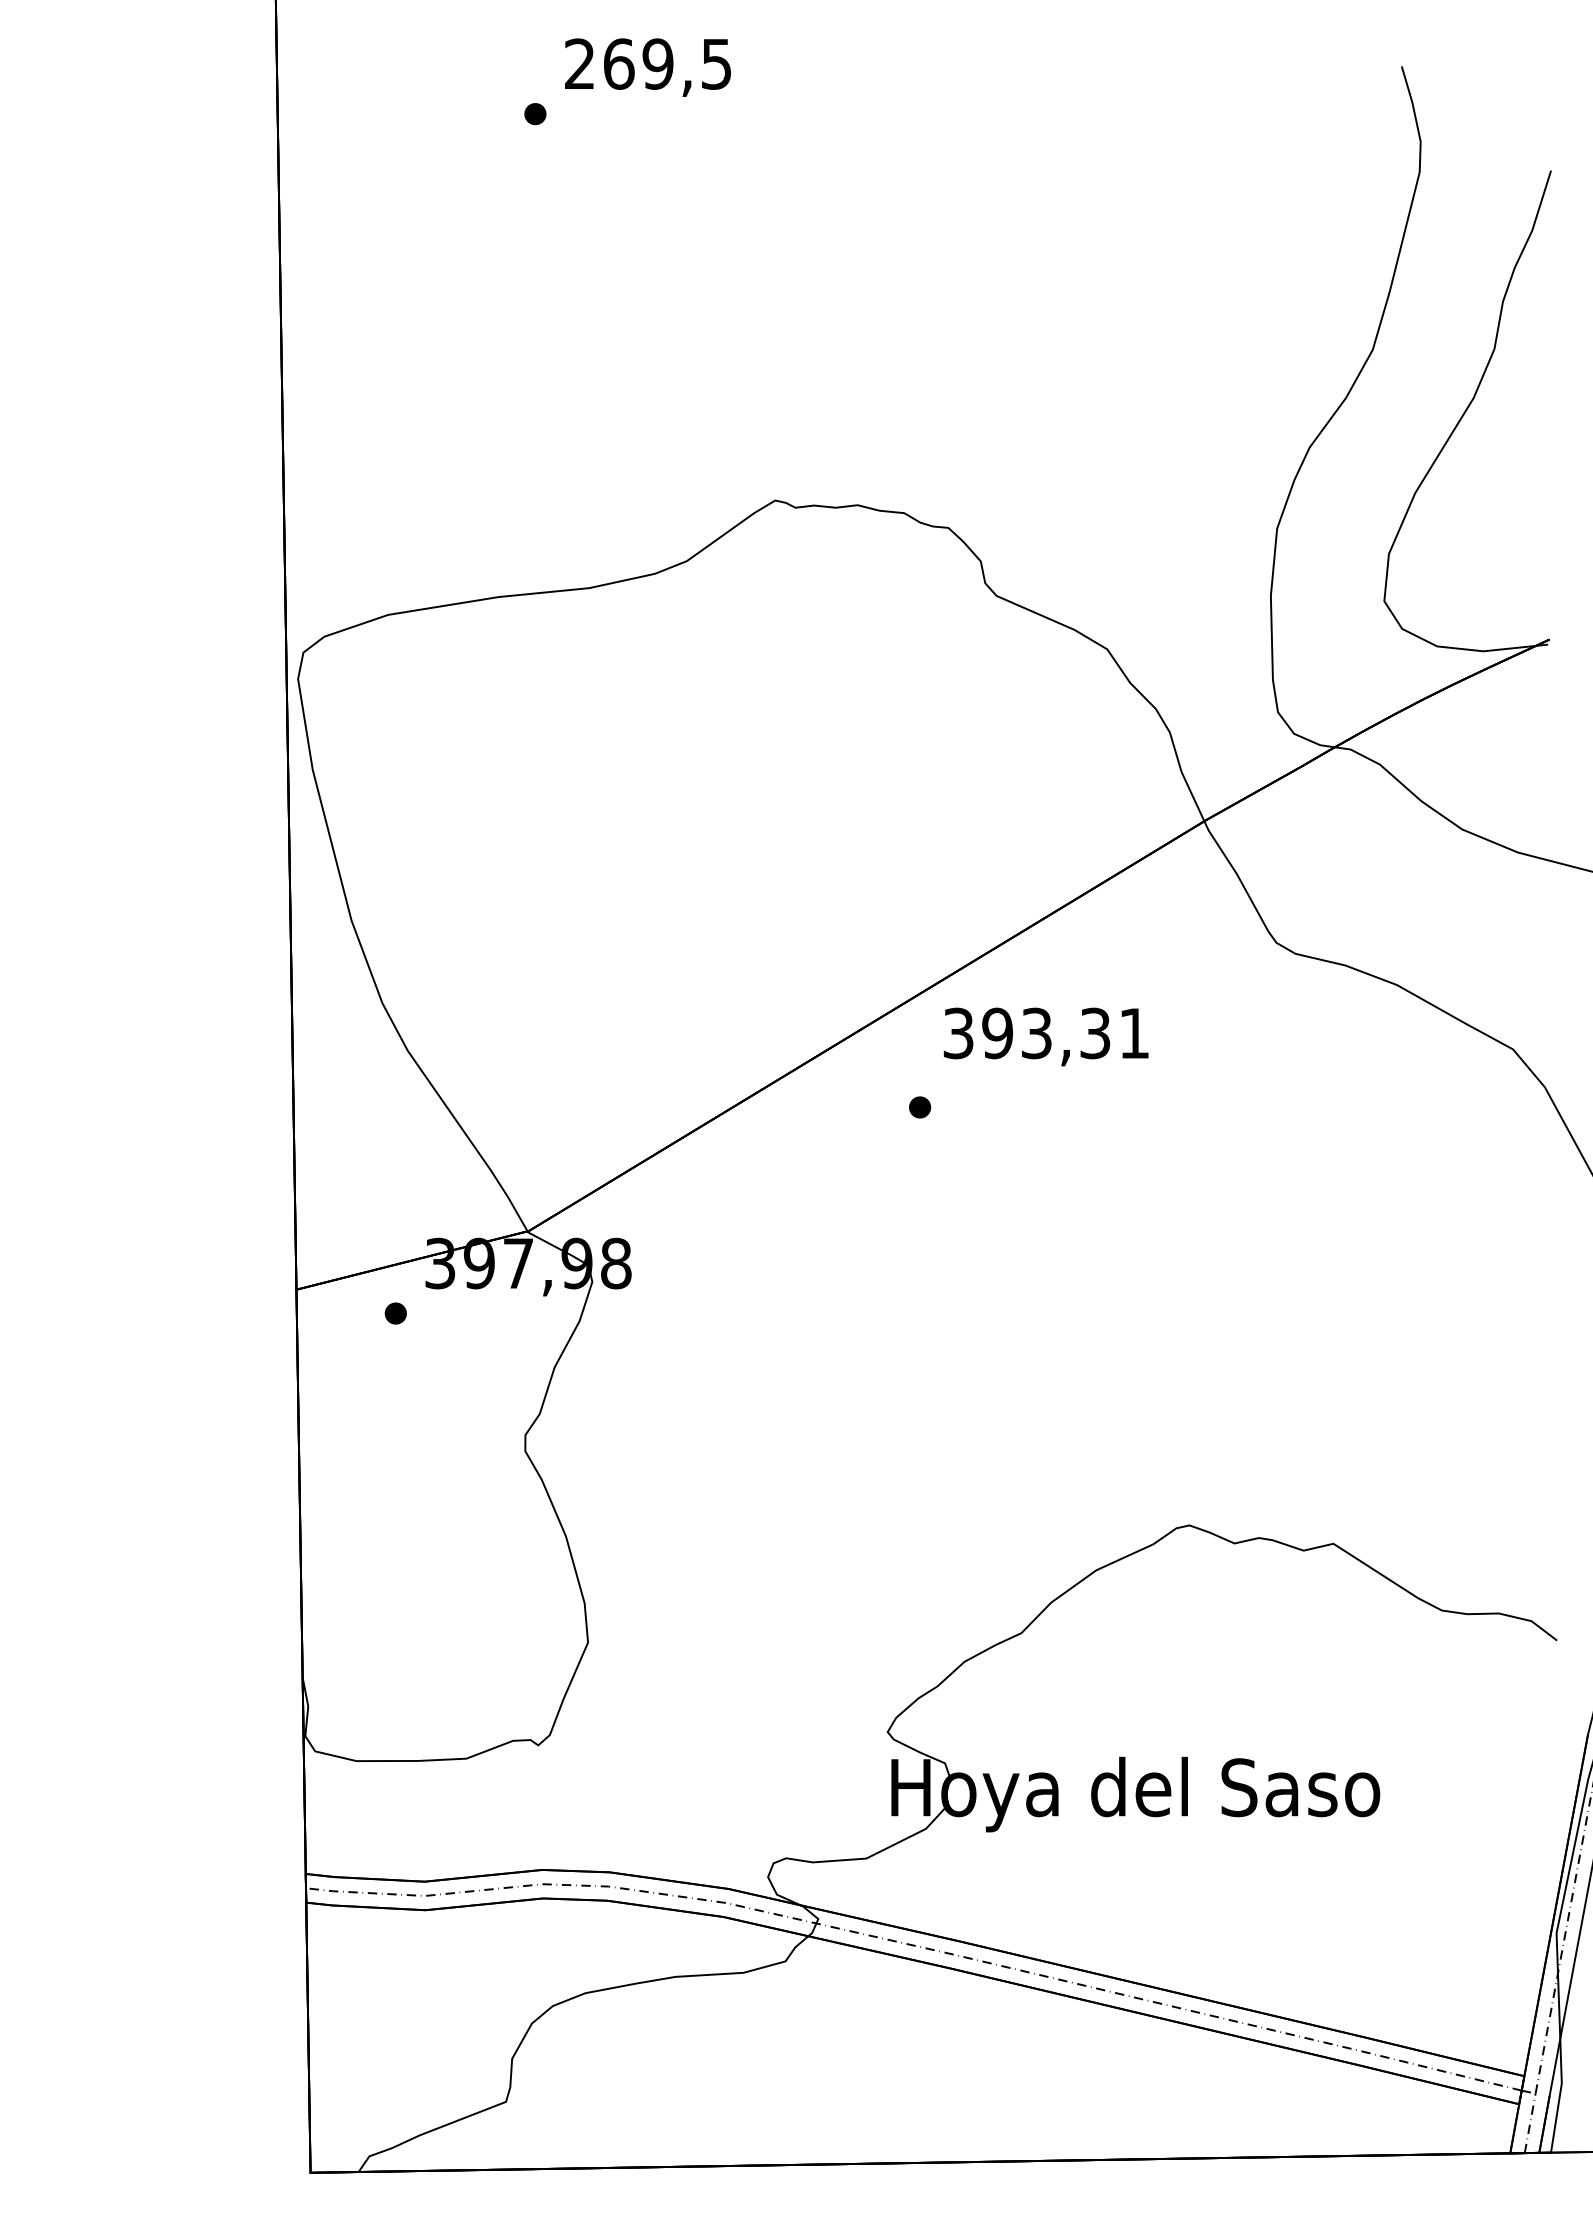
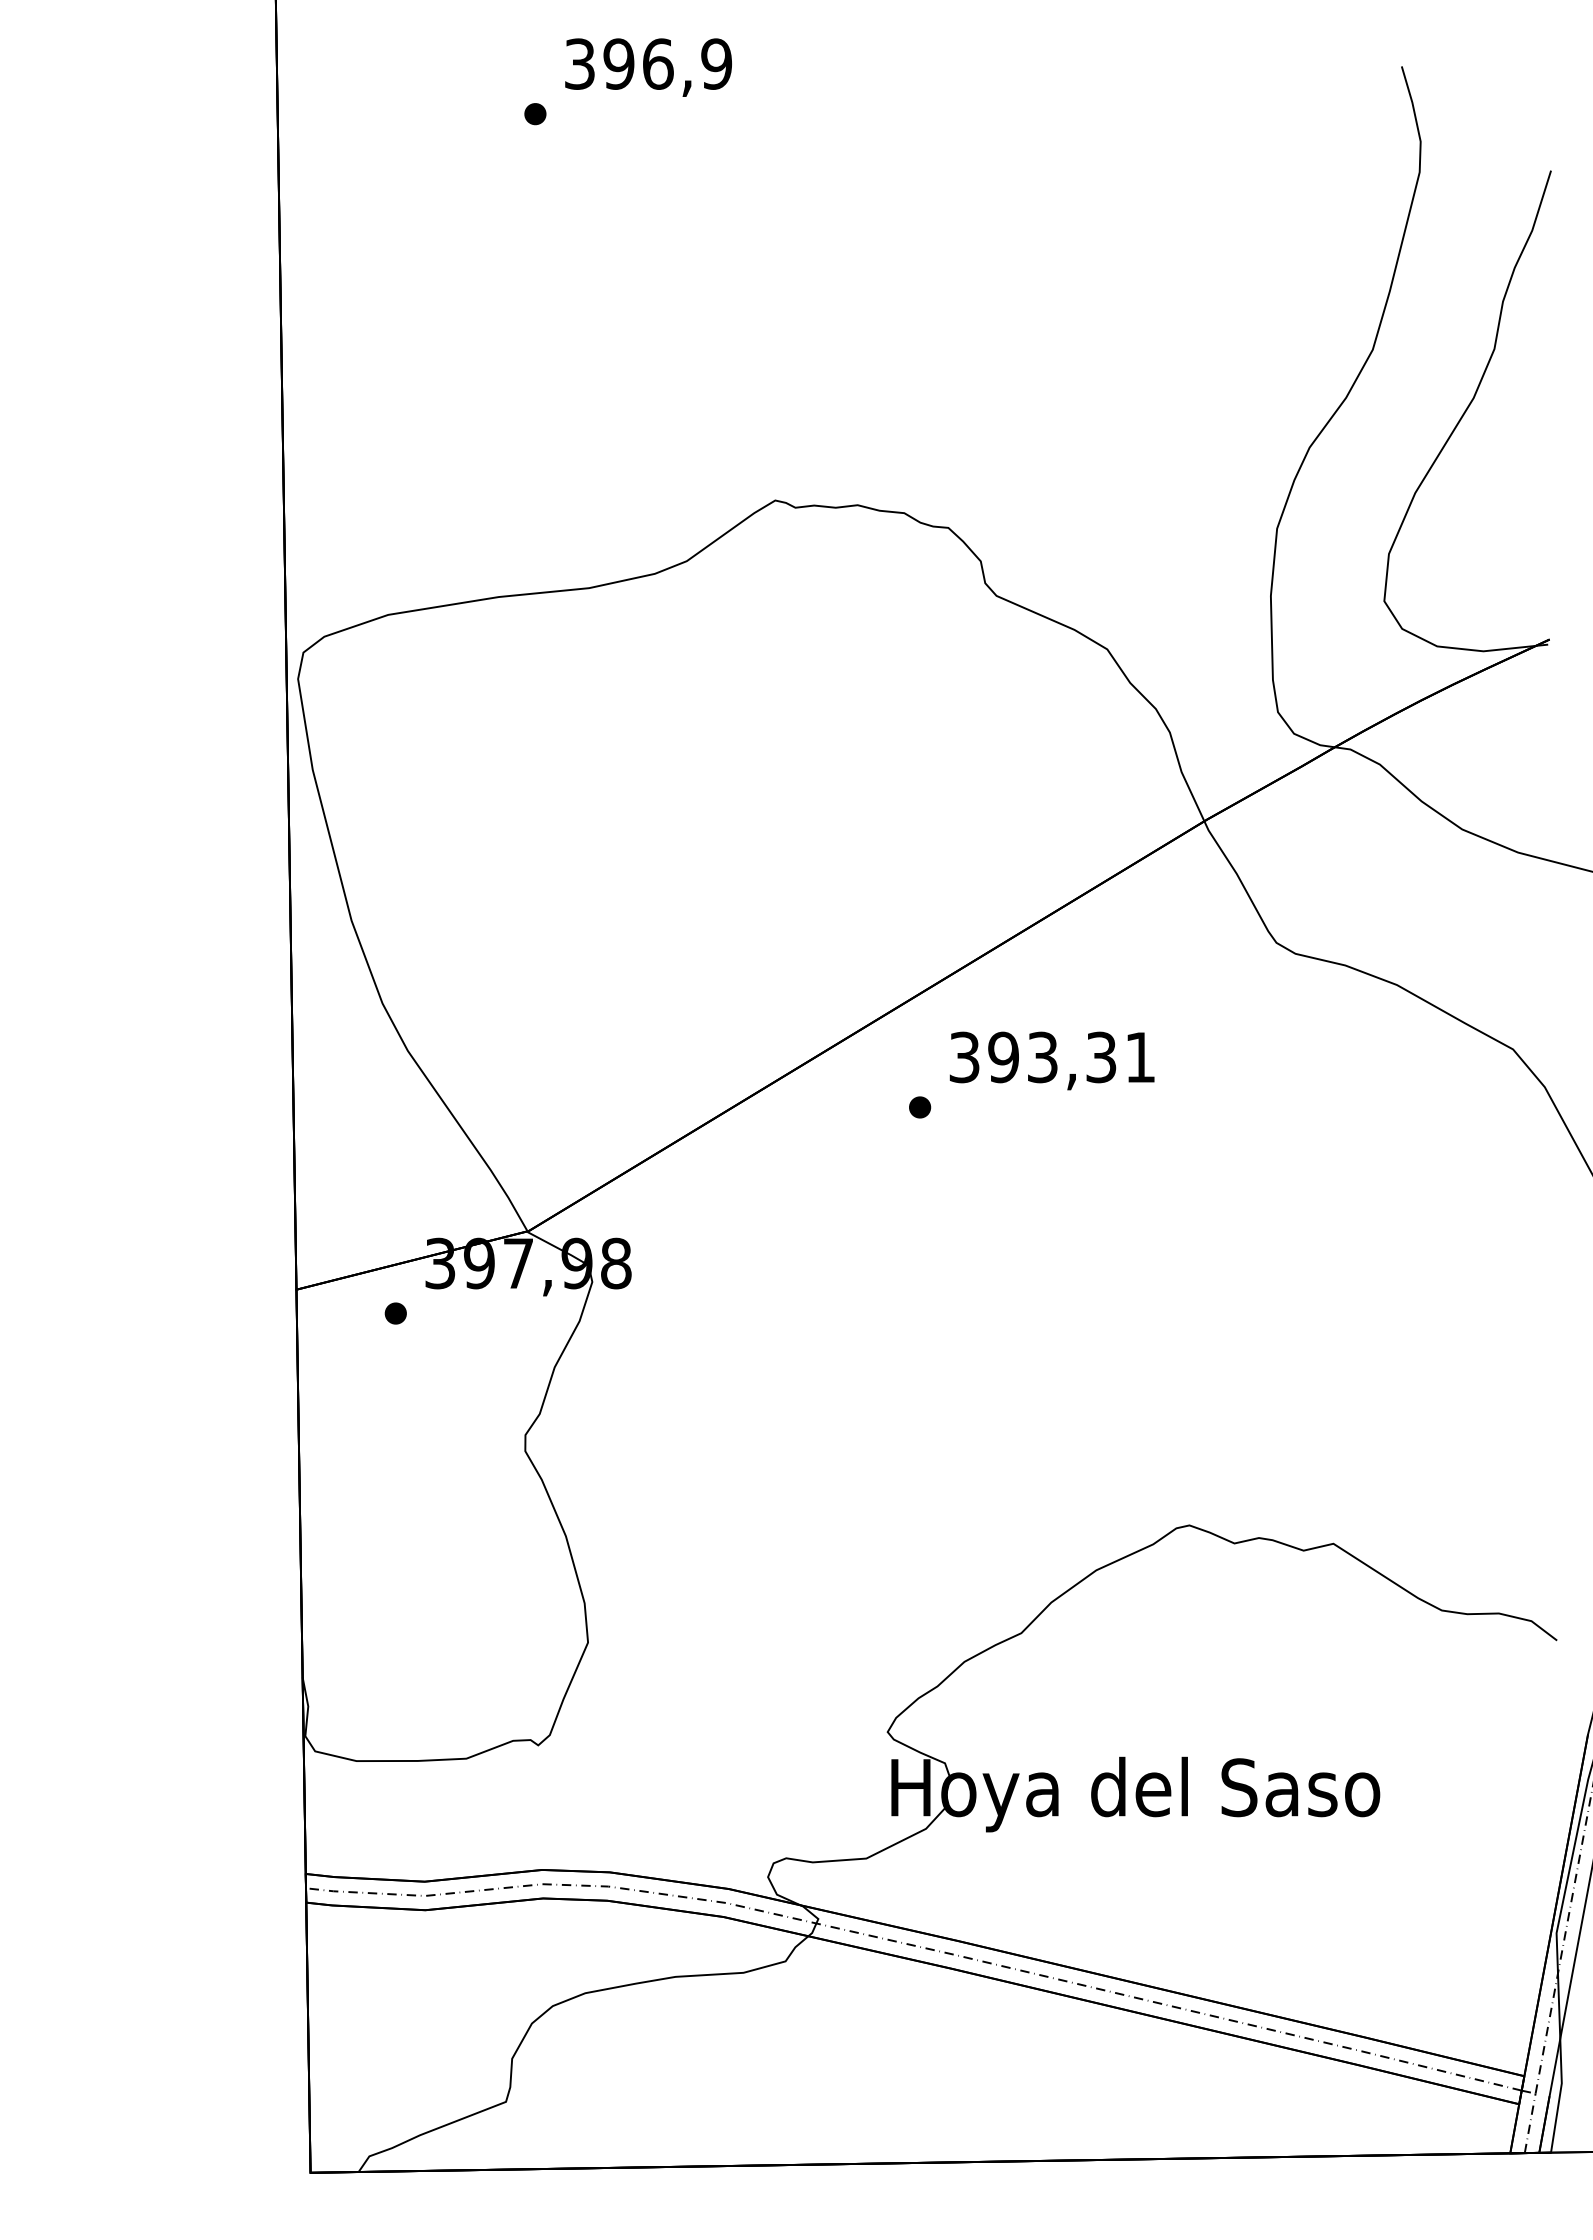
text: 269,5 -> 396,9 (648, 63)
text position: (1045, 1036) -> (1051, 1060) (1051, 1060)
